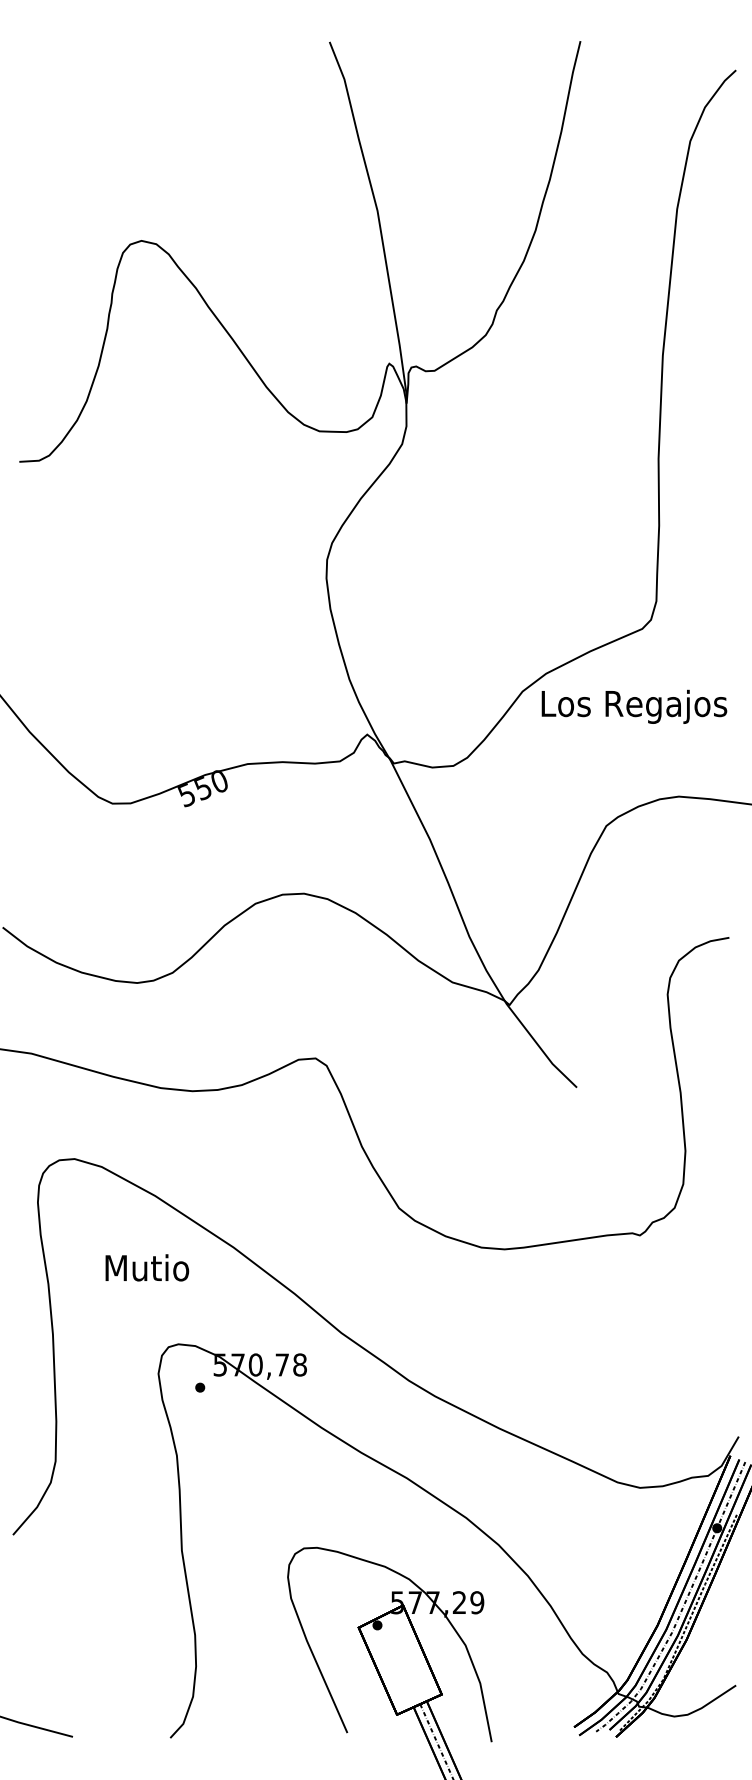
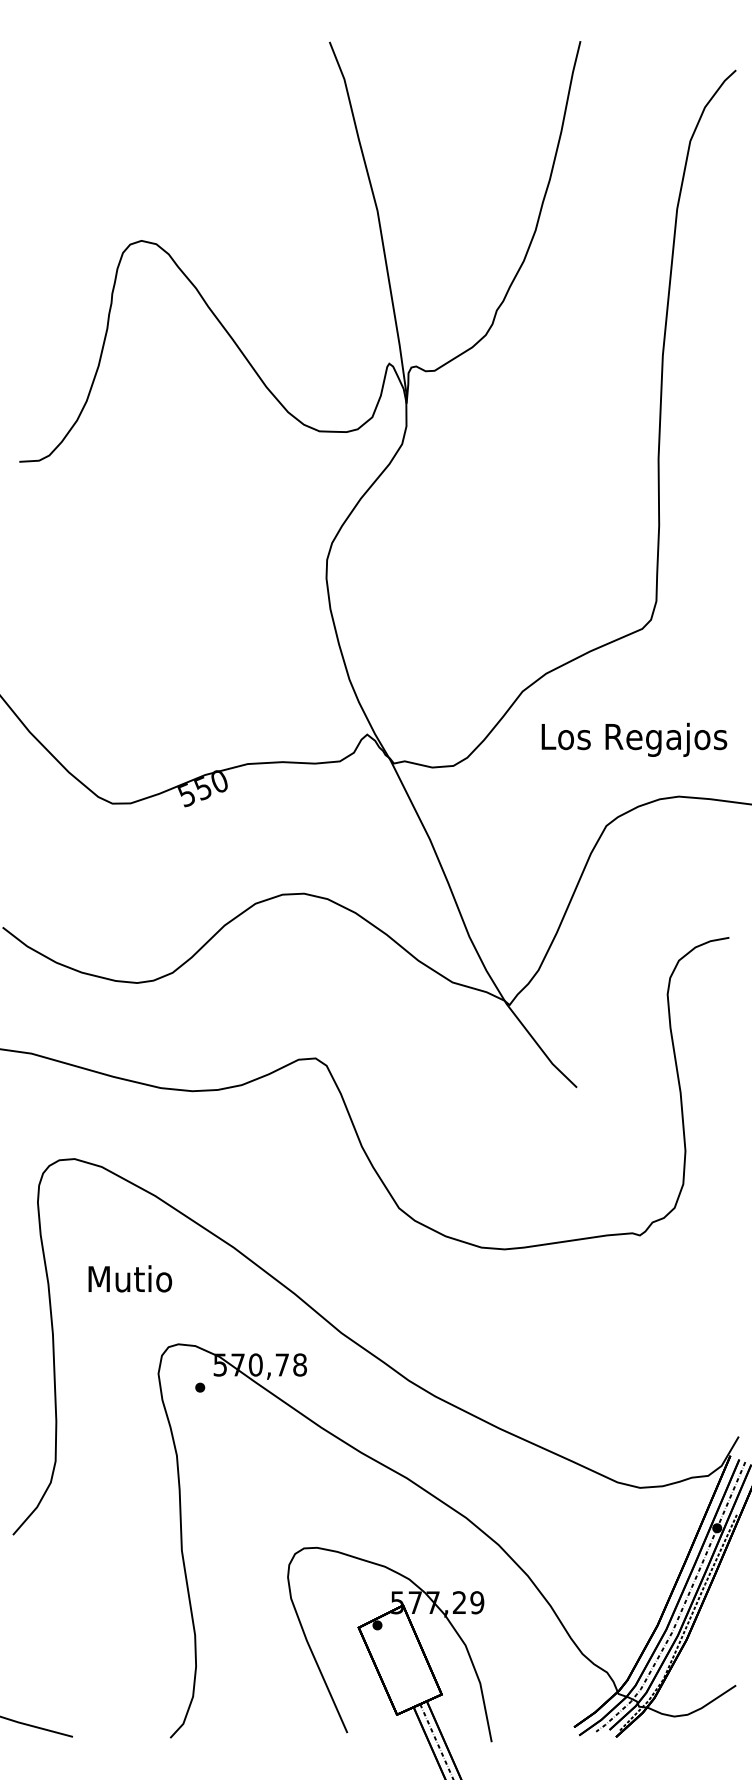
text position: (634, 706) -> (634, 739) (634, 739)
text position: (147, 1267) -> (130, 1278) (130, 1278)
